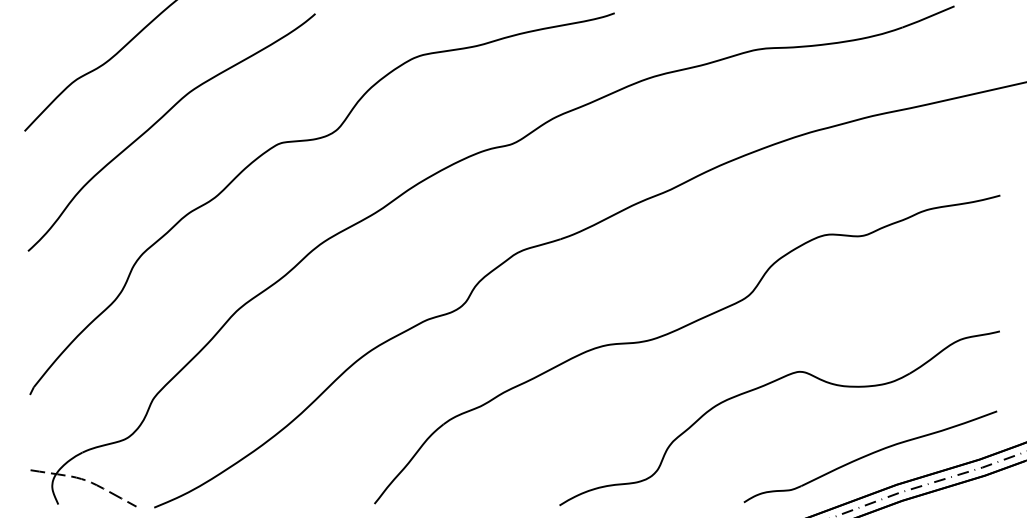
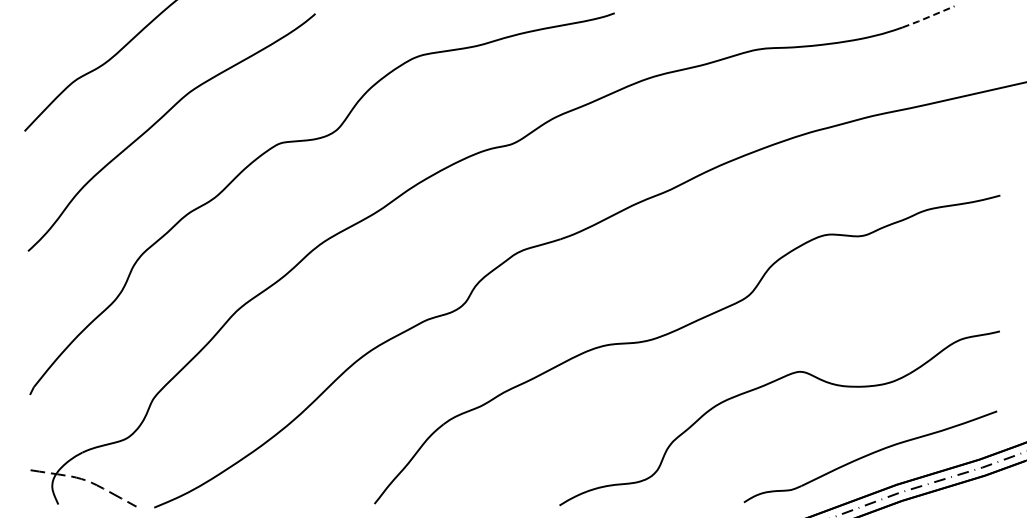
line: solid -> dashed (927, 17)
